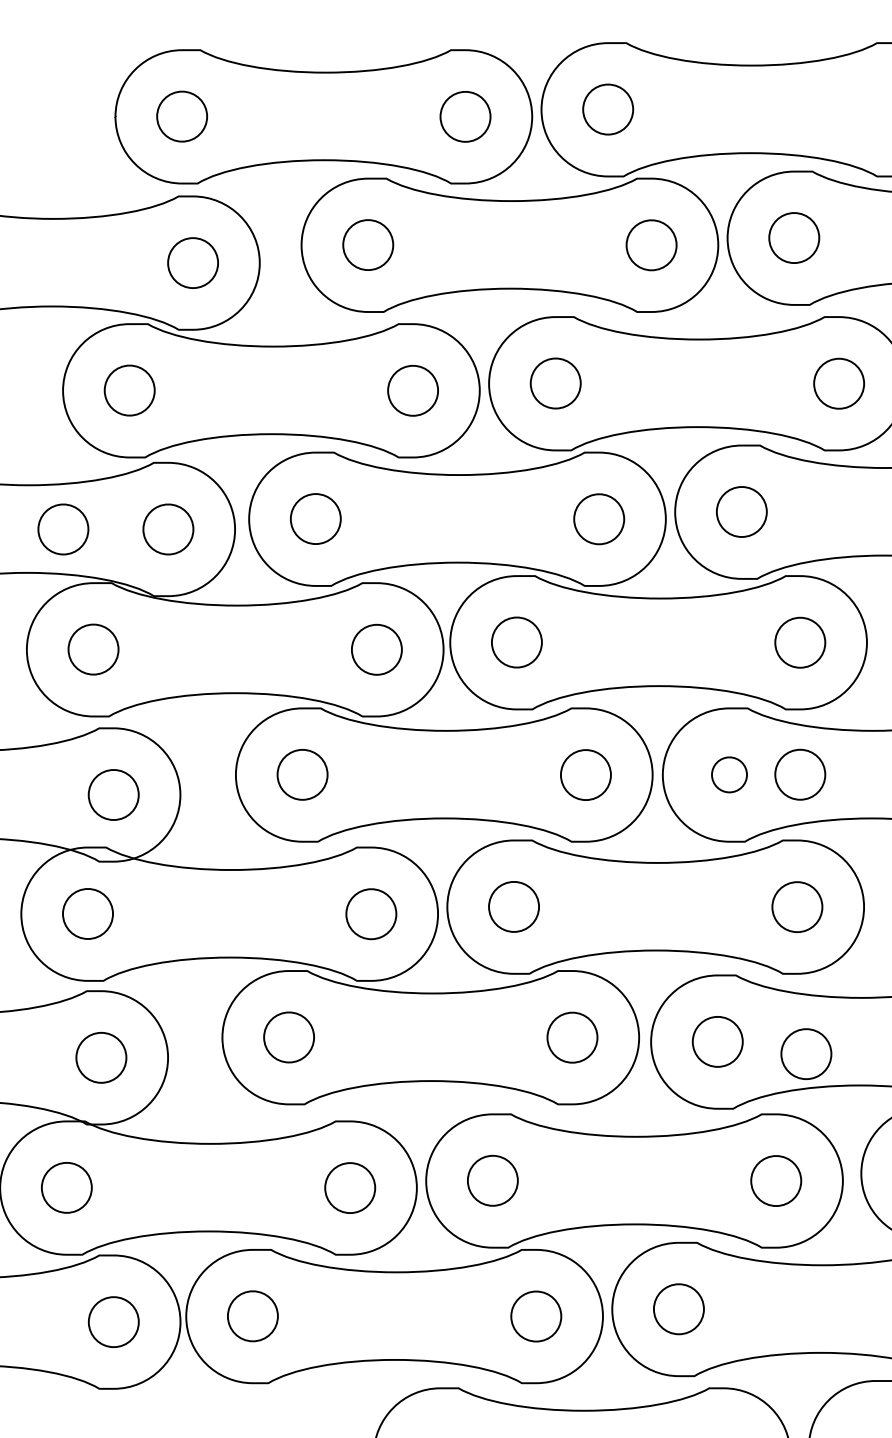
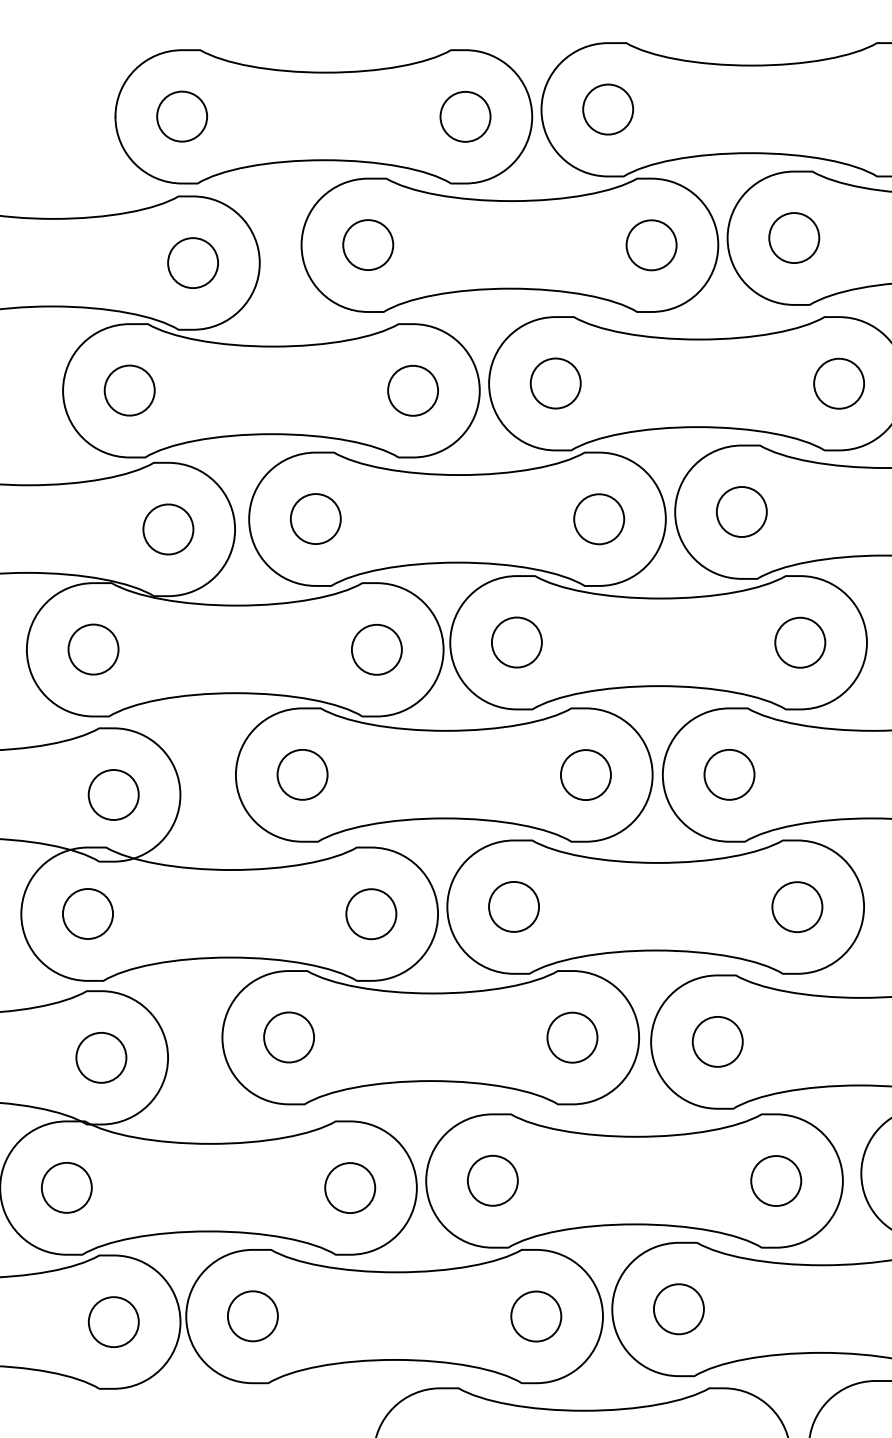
part: present -> none (63, 529)
part size: 37x38 px -> 53x52 px (729, 774)
part: present -> none (800, 774)
part: present -> none (806, 1053)
